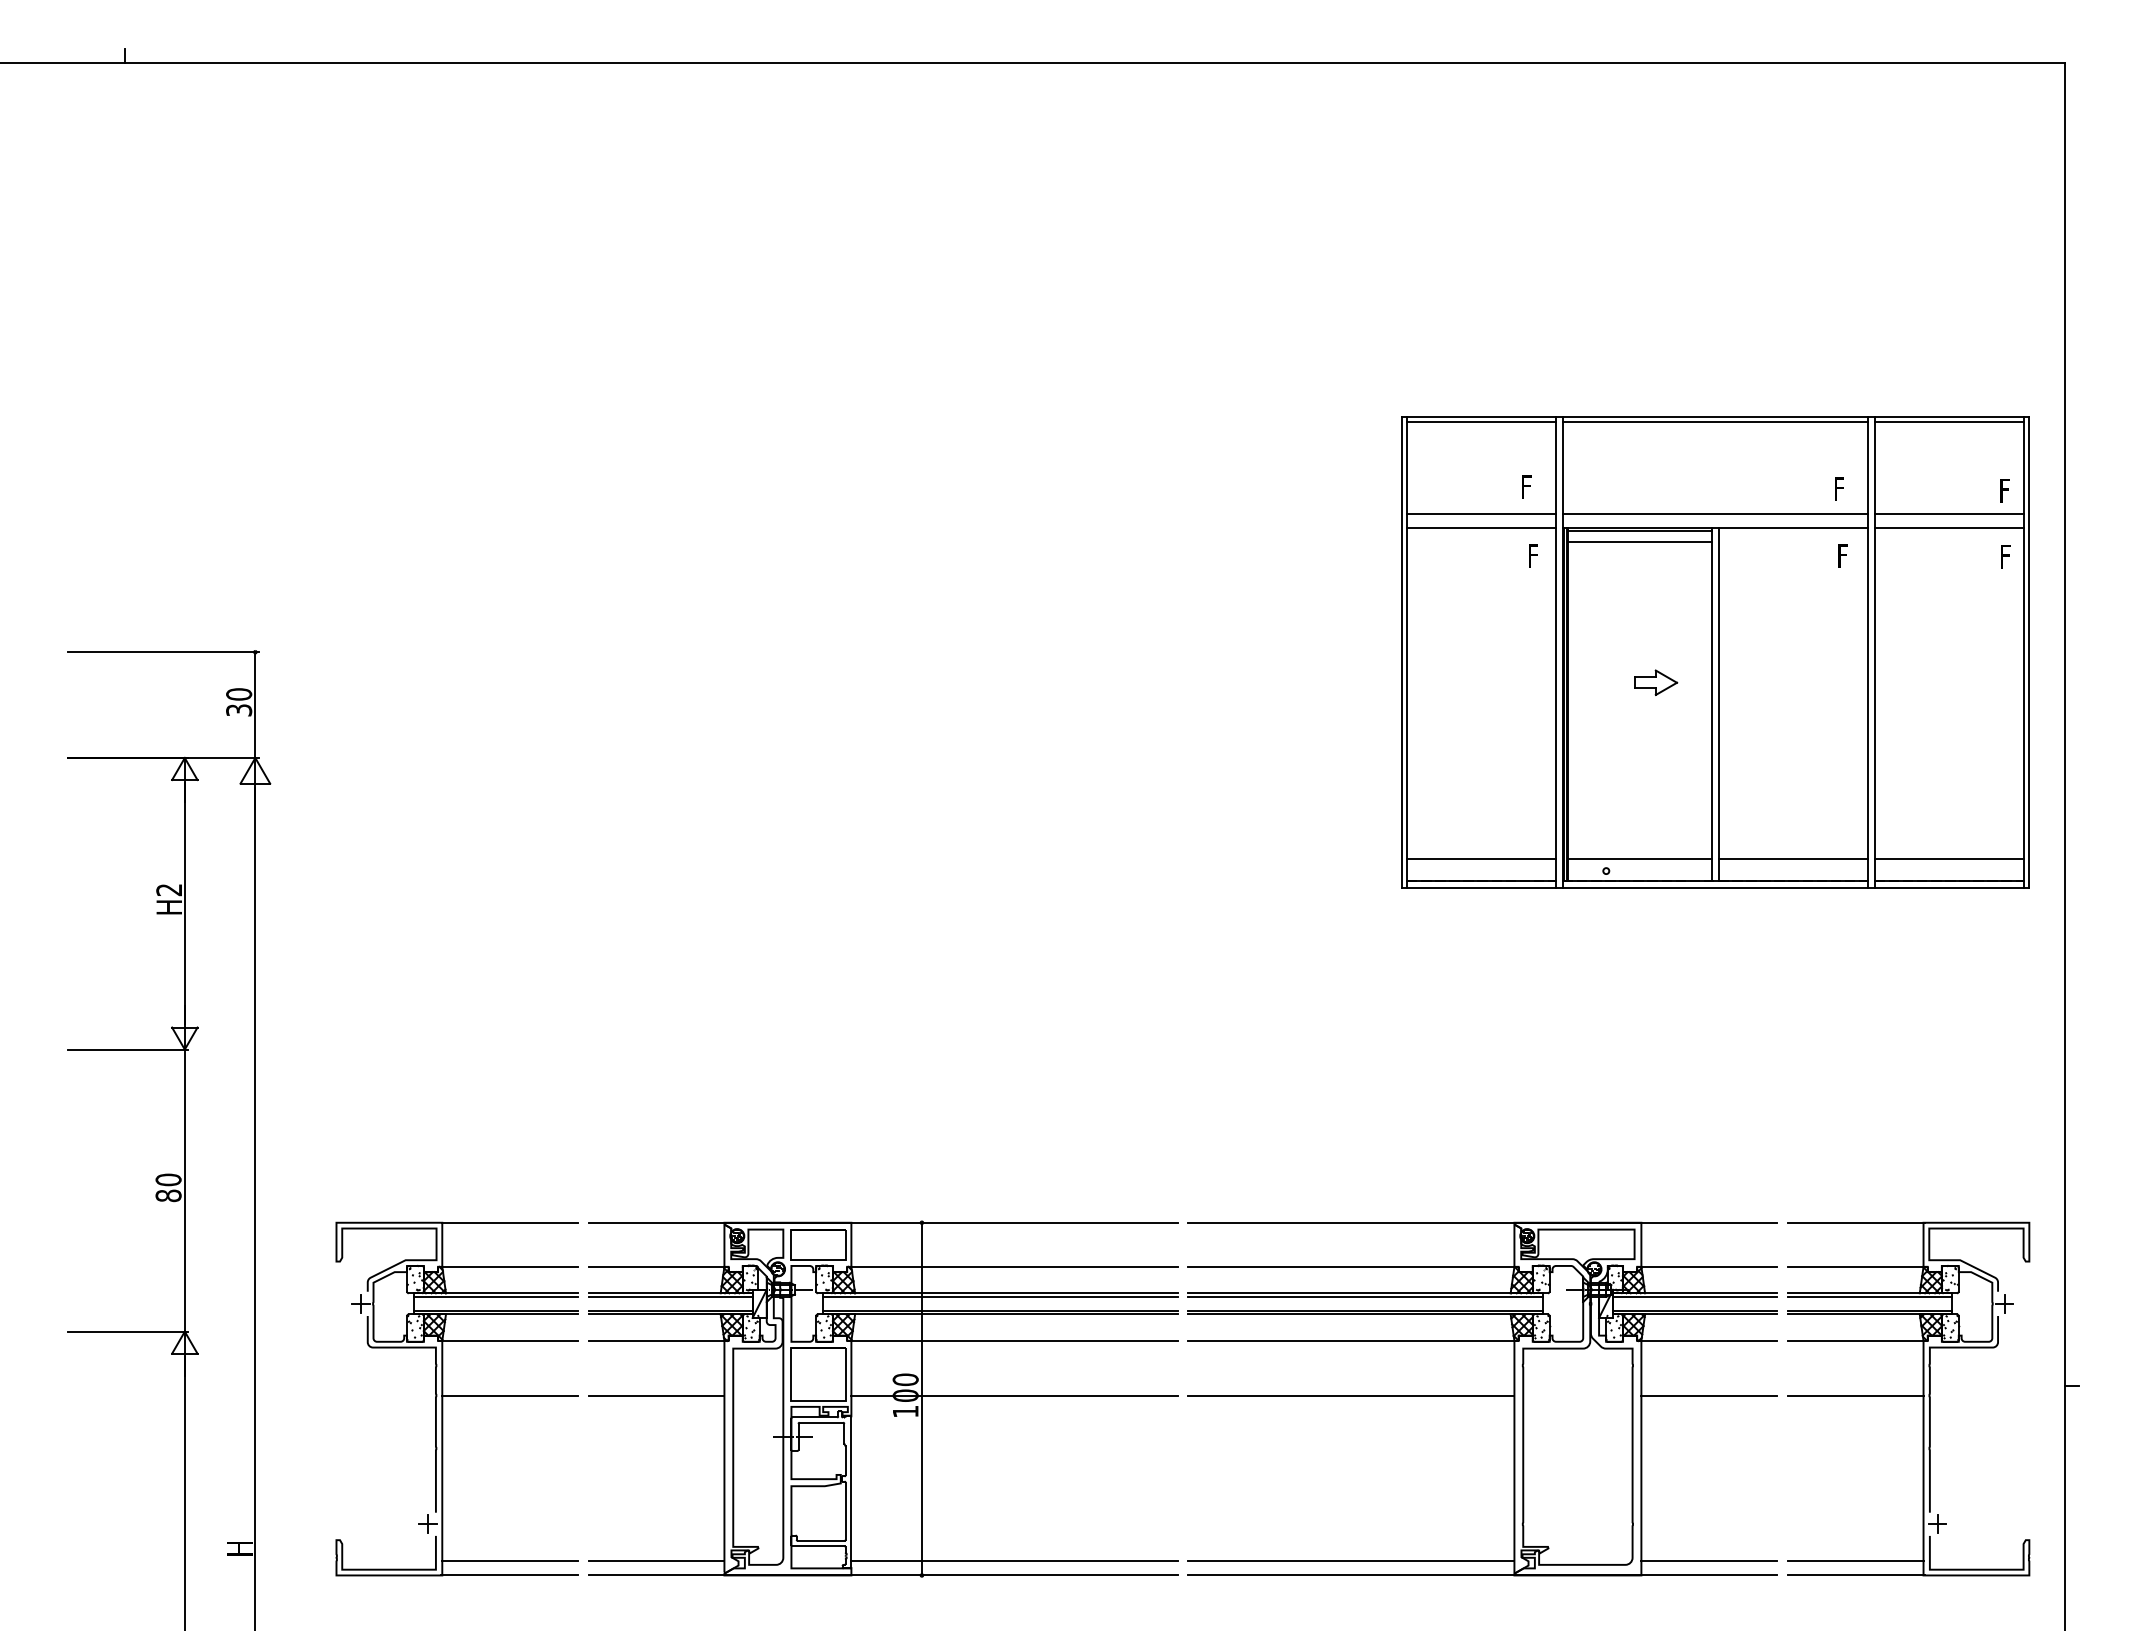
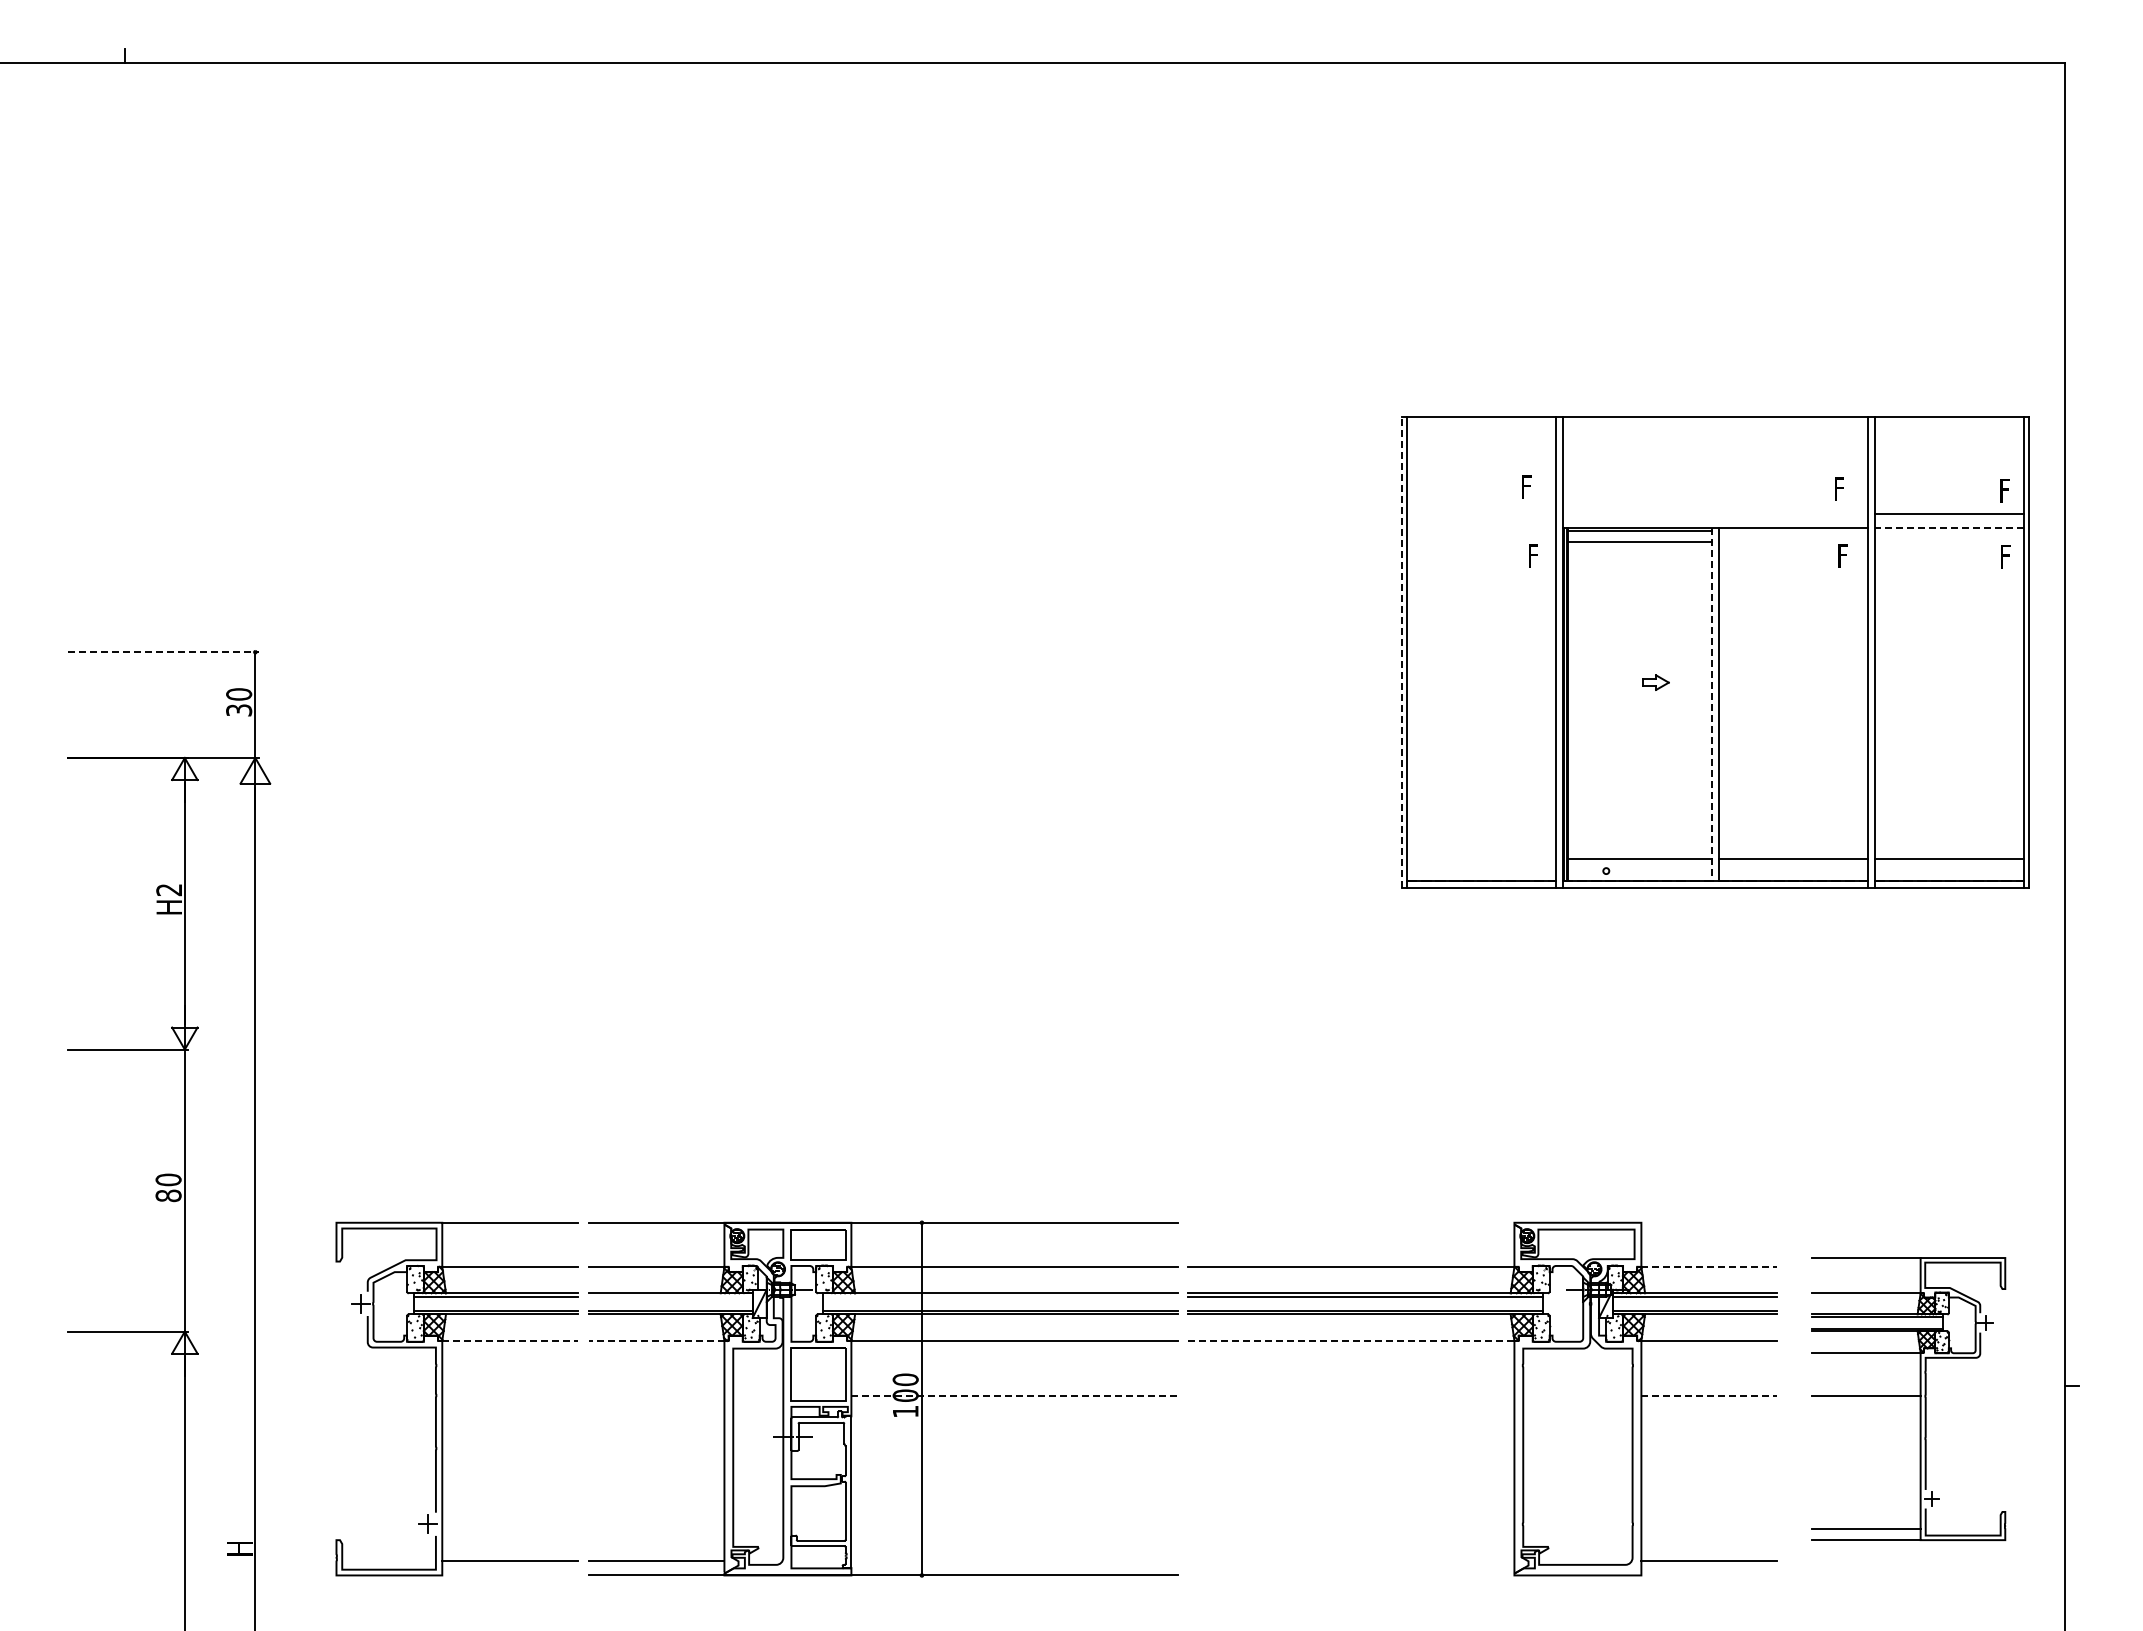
line: present -> none (1481, 422)
line: present -> none (1715, 422)
line: present -> none (1949, 422)
line: present -> none (1481, 513)
line: present -> none (1715, 513)
line: present -> none (1481, 527)
line: solid -> dashed (1949, 527)
line: solid -> dashed (1401, 651)
line: solid -> dashed (164, 652)
part size: 45x27 px -> 28x17 px (1655, 682)
line: solid -> dashed (1712, 704)
line: present -> none (1481, 859)
line: present -> none (1482, 1222)
line: solid -> dashed (1709, 1266)
line: present -> none (670, 1296)
line: present -> none (1000, 1296)
line: solid -> dashed (510, 1340)
line: solid -> dashed (656, 1340)
line: solid -> dashed (1352, 1340)
line: present -> none (510, 1395)
line: present -> none (656, 1395)
line: solid -> dashed (1015, 1395)
line: present -> none (1351, 1395)
line: solid -> dashed (1709, 1395)
part size: 244x356 px -> 196x284 px (1908, 1398)
line: present -> none (1014, 1561)
line: present -> none (1351, 1561)
line: present -> none (509, 1575)
line: present -> none (1482, 1575)
